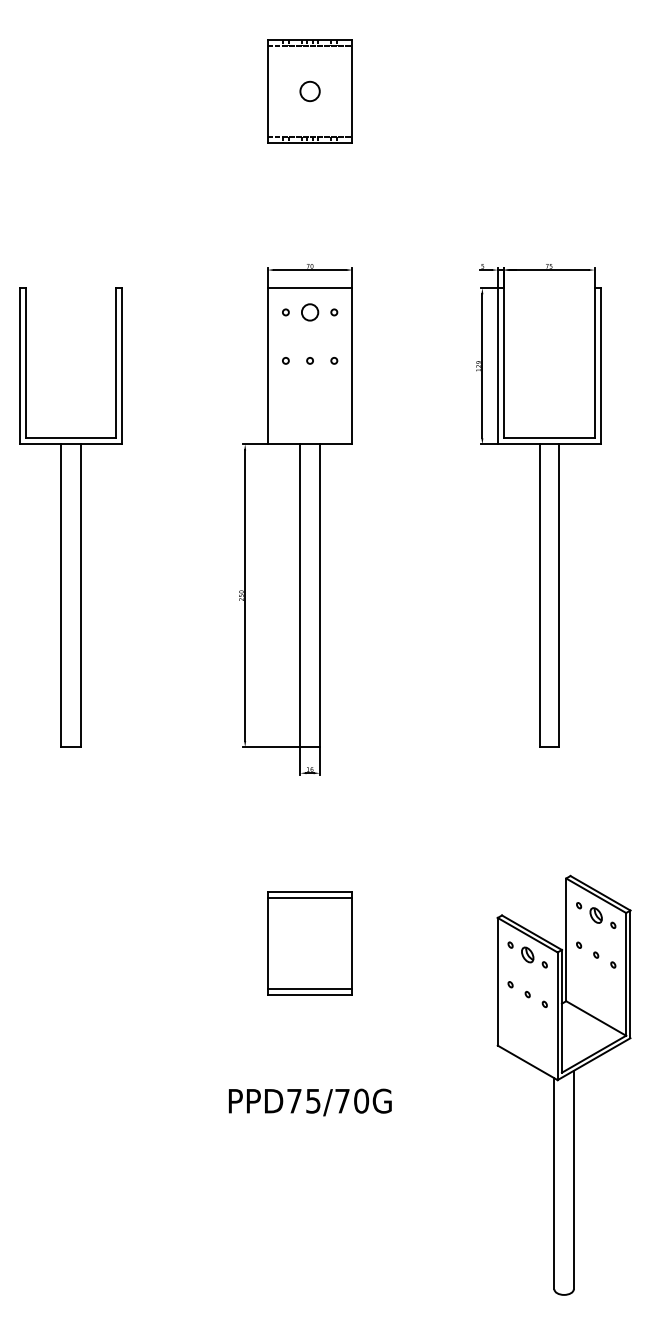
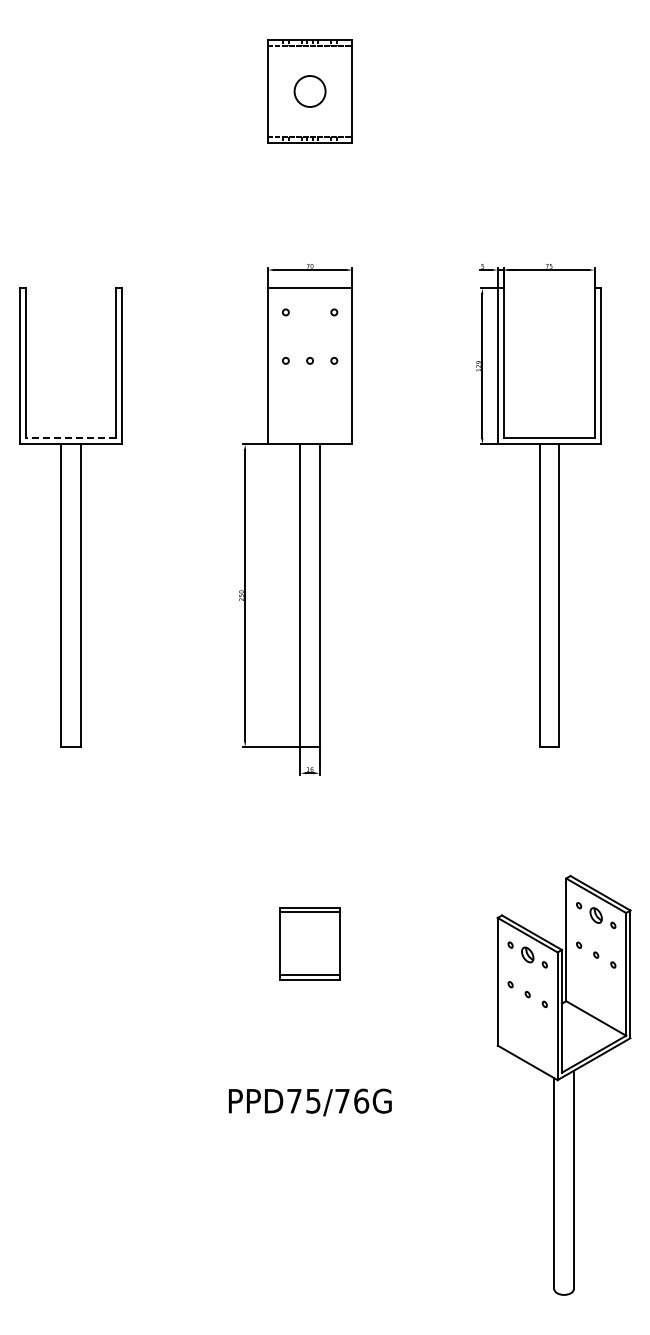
circle diameter: 19 px -> 31 px (309, 91)
circle: present -> none (310, 312)
line: solid -> dashed (70, 438)
part size: 86x105 px -> 62x74 px (309, 943)
text: PPD75/70G -> PPD75/76G (361, 1100)
